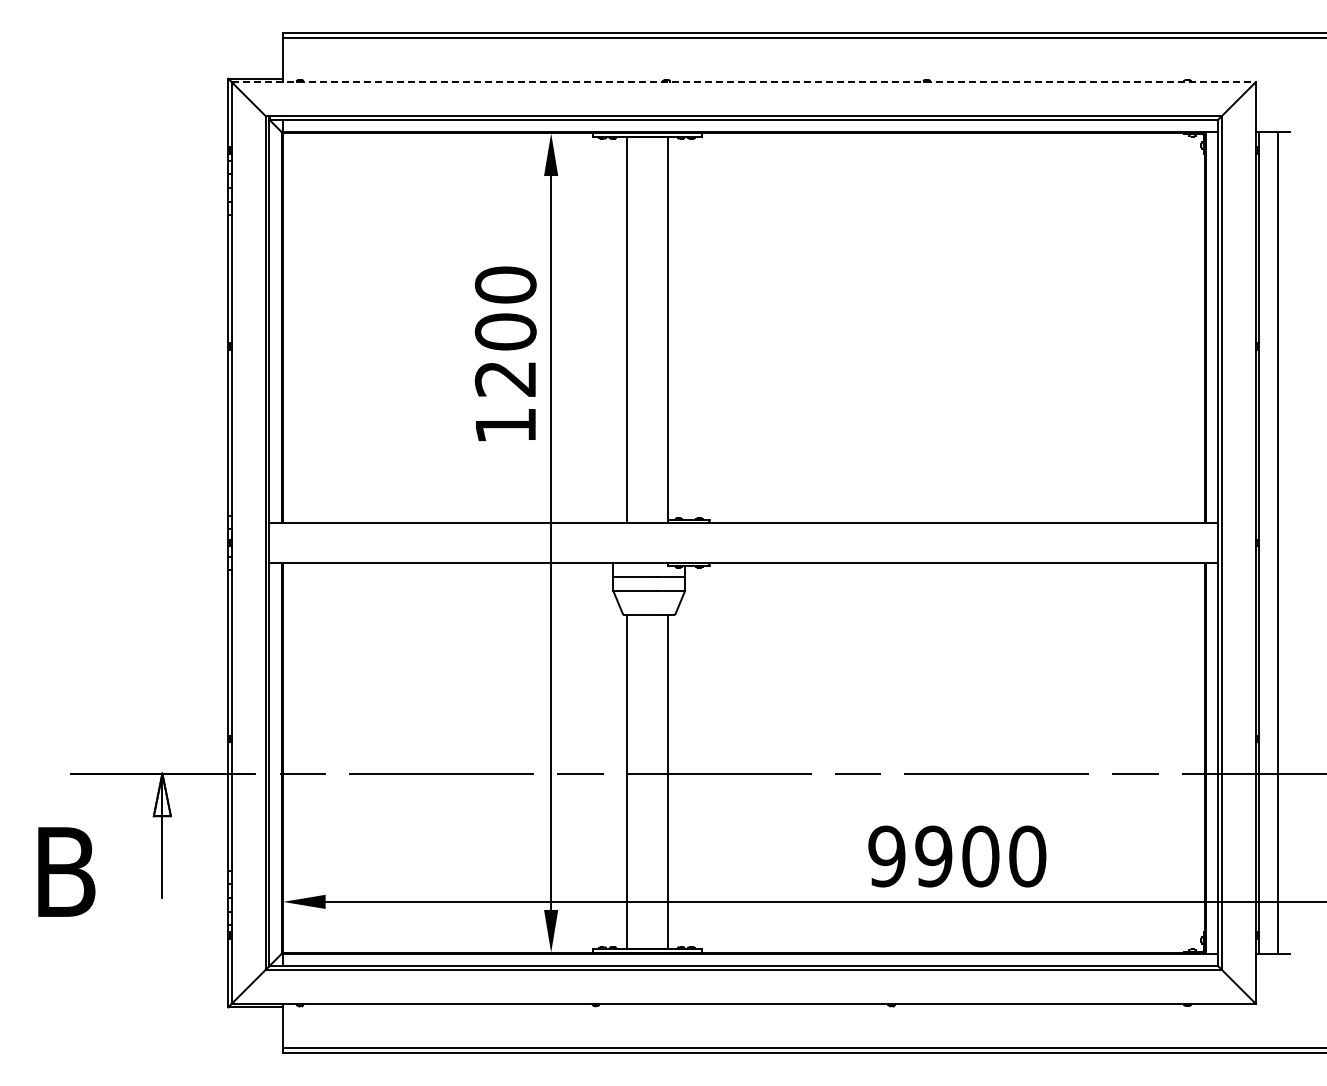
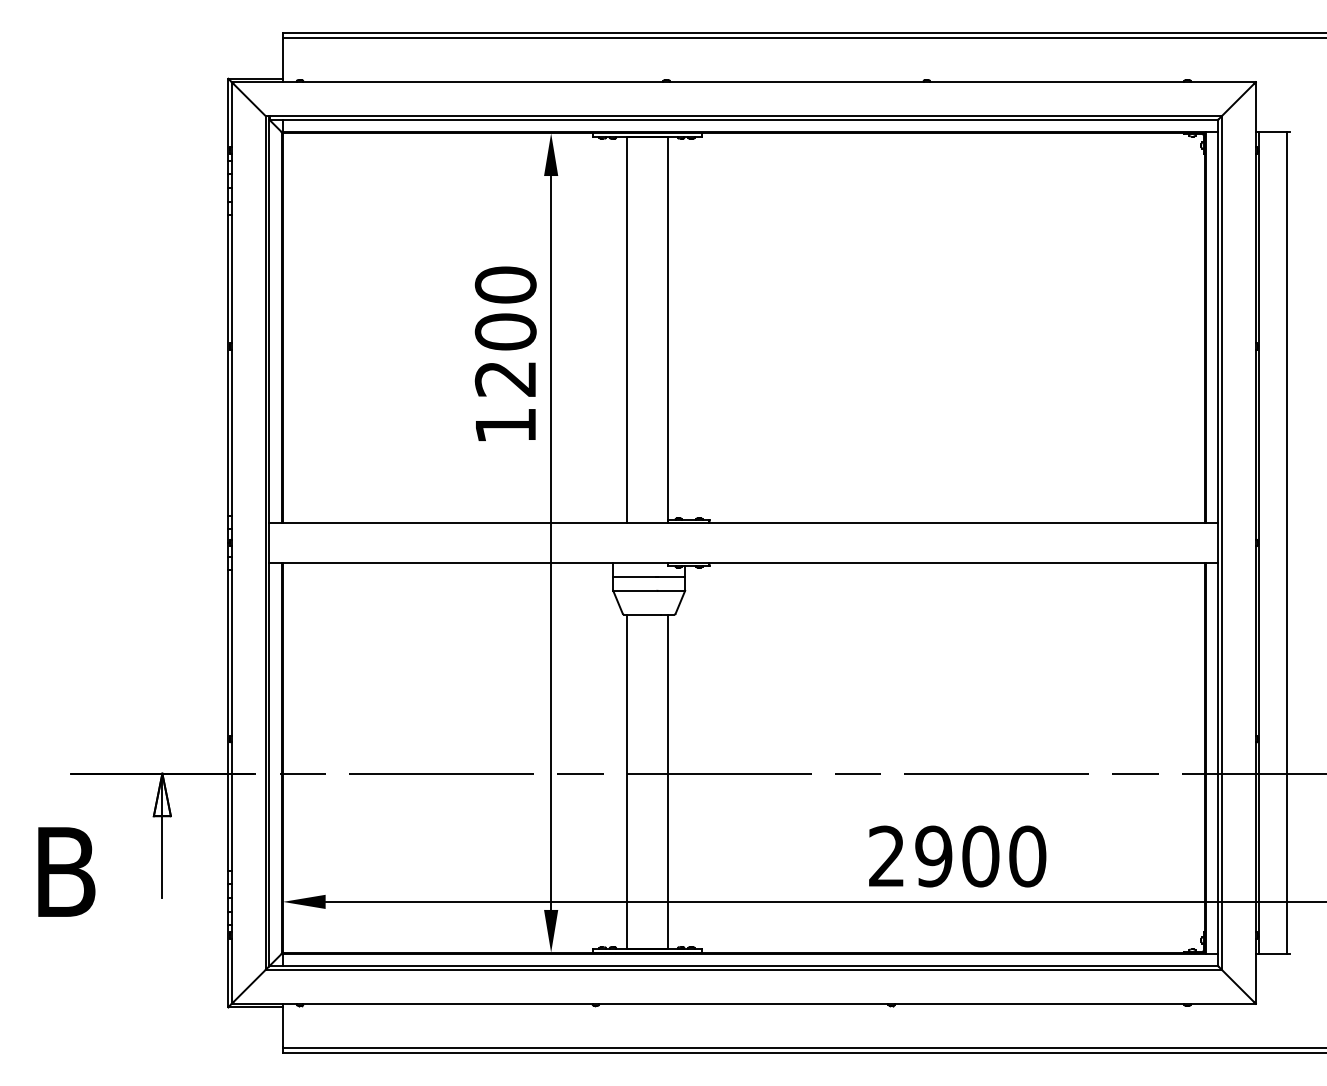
line: dashed -> solid (744, 82)
line position: (1277, 542) -> (1286, 542) (1286, 542)
text: 9900 -> 2900 (886, 856)
